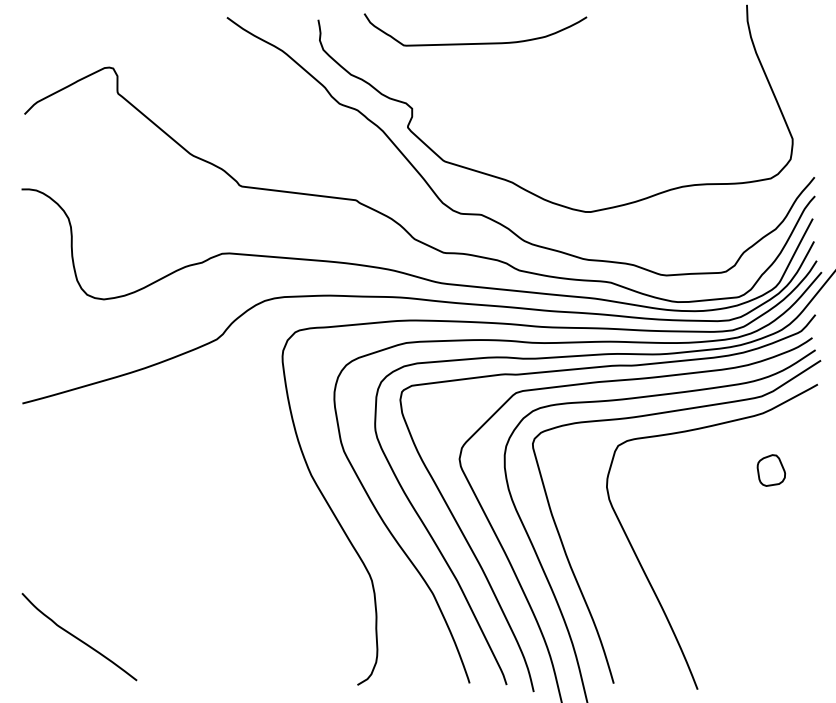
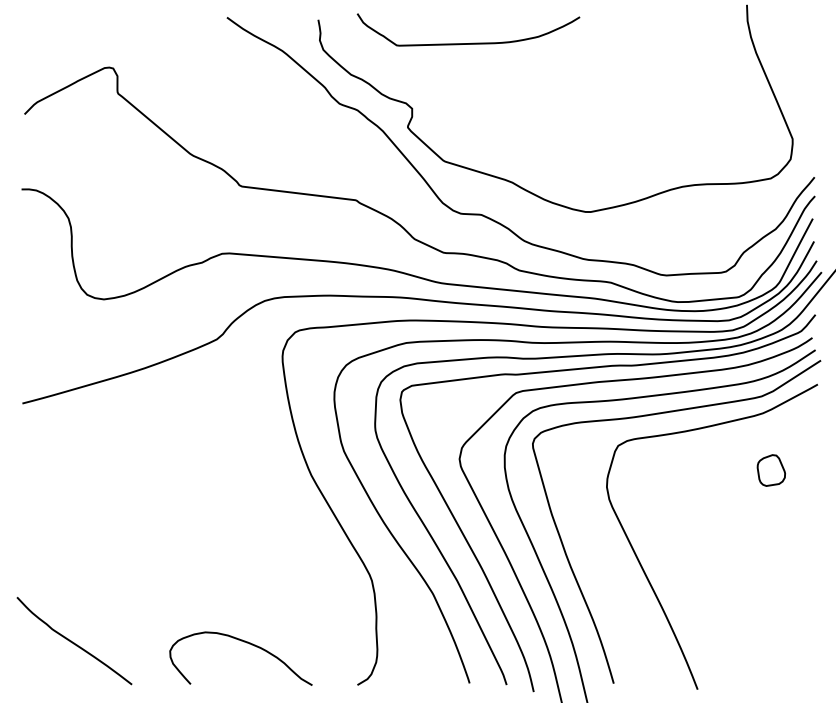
curve position: (479, 42) -> (472, 42) (472, 42)
curve position: (79, 638) -> (74, 642) (74, 642)
curve: none -> present (246, 643)
